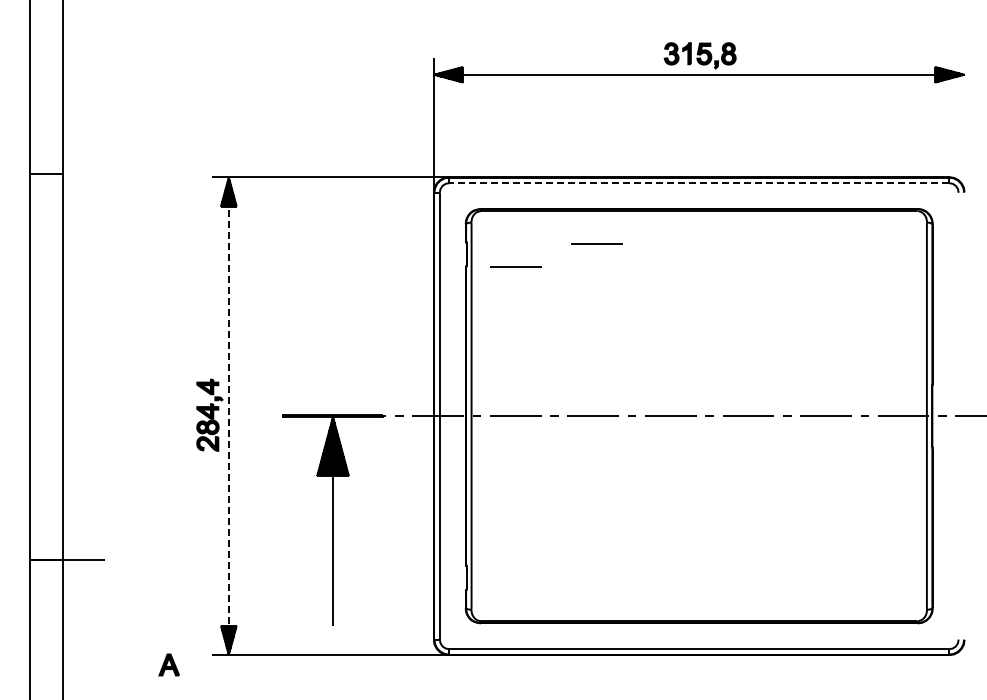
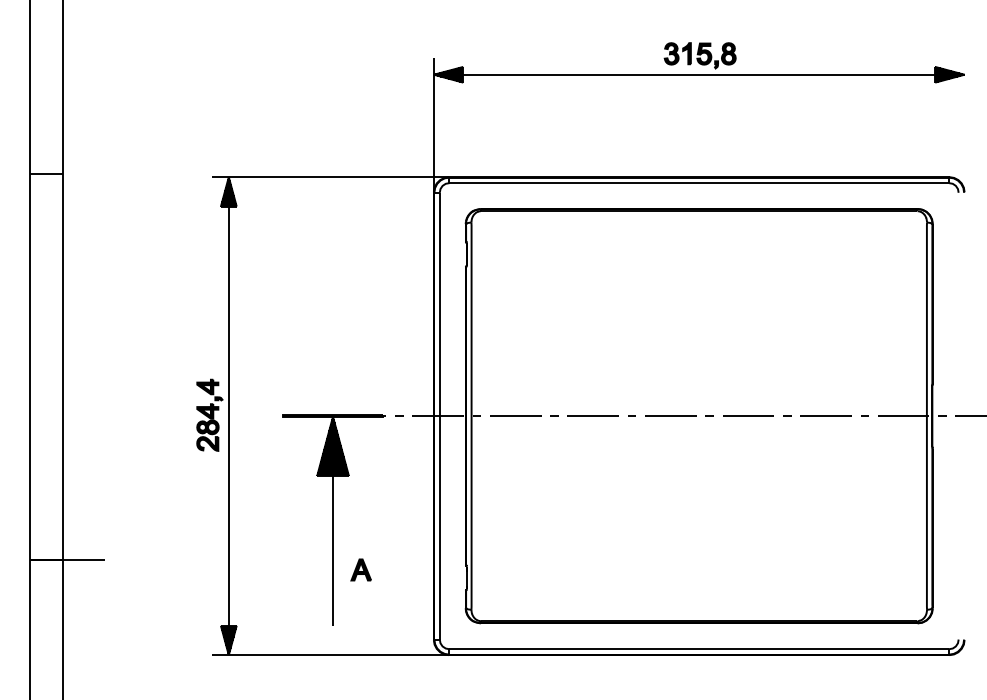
line: dashed -> solid (699, 183)
line: present -> none (596, 243)
line: present -> none (515, 266)
line: dashed -> solid (228, 416)
part position: (168, 664) -> (360, 569) (360, 569)
